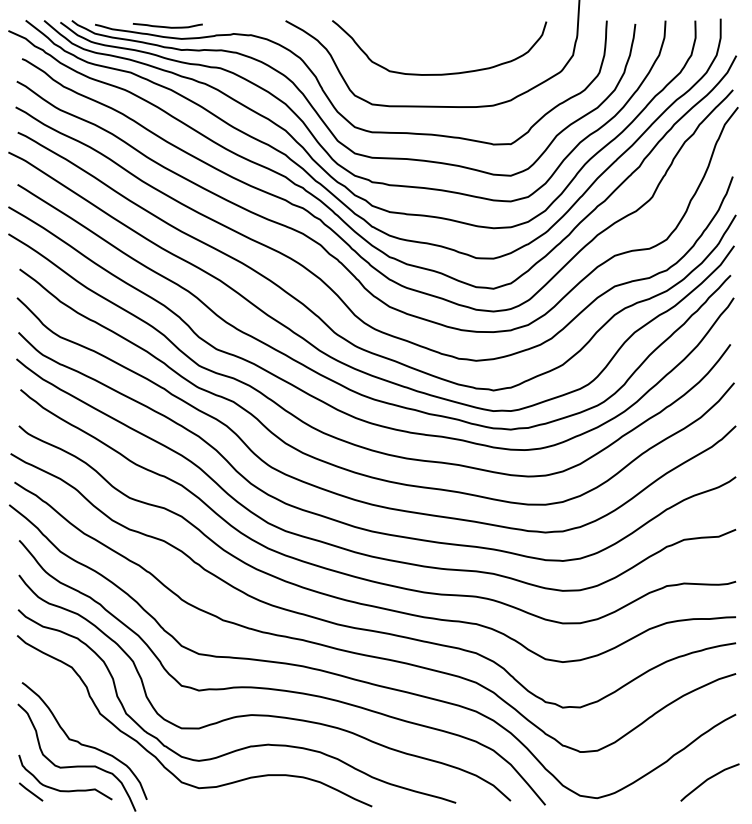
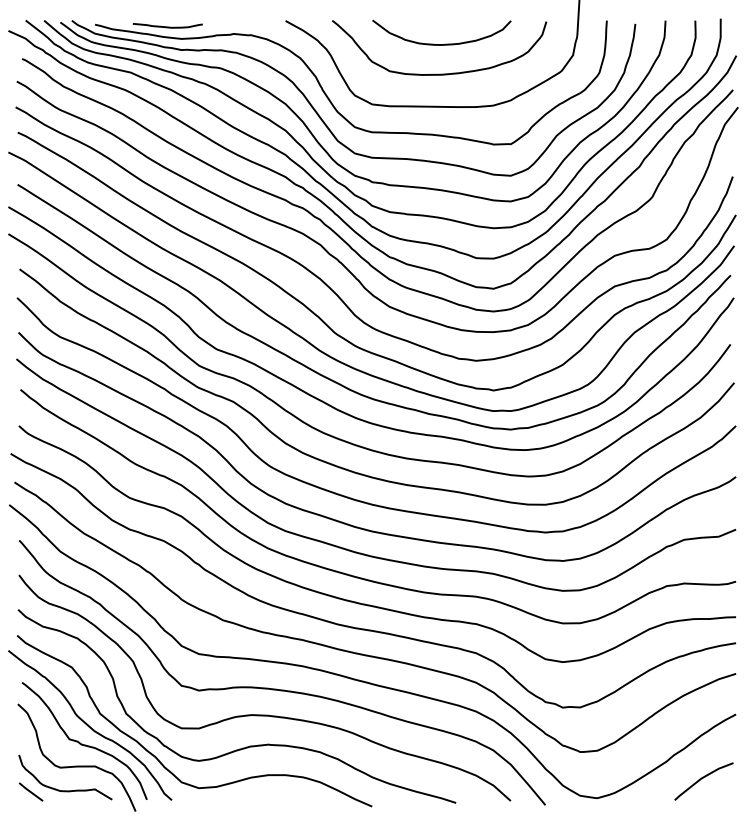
curve: none -> present (444, 43)
curve: none -> present (89, 725)
line position: (707, 780) -> (701, 779) (701, 779)
